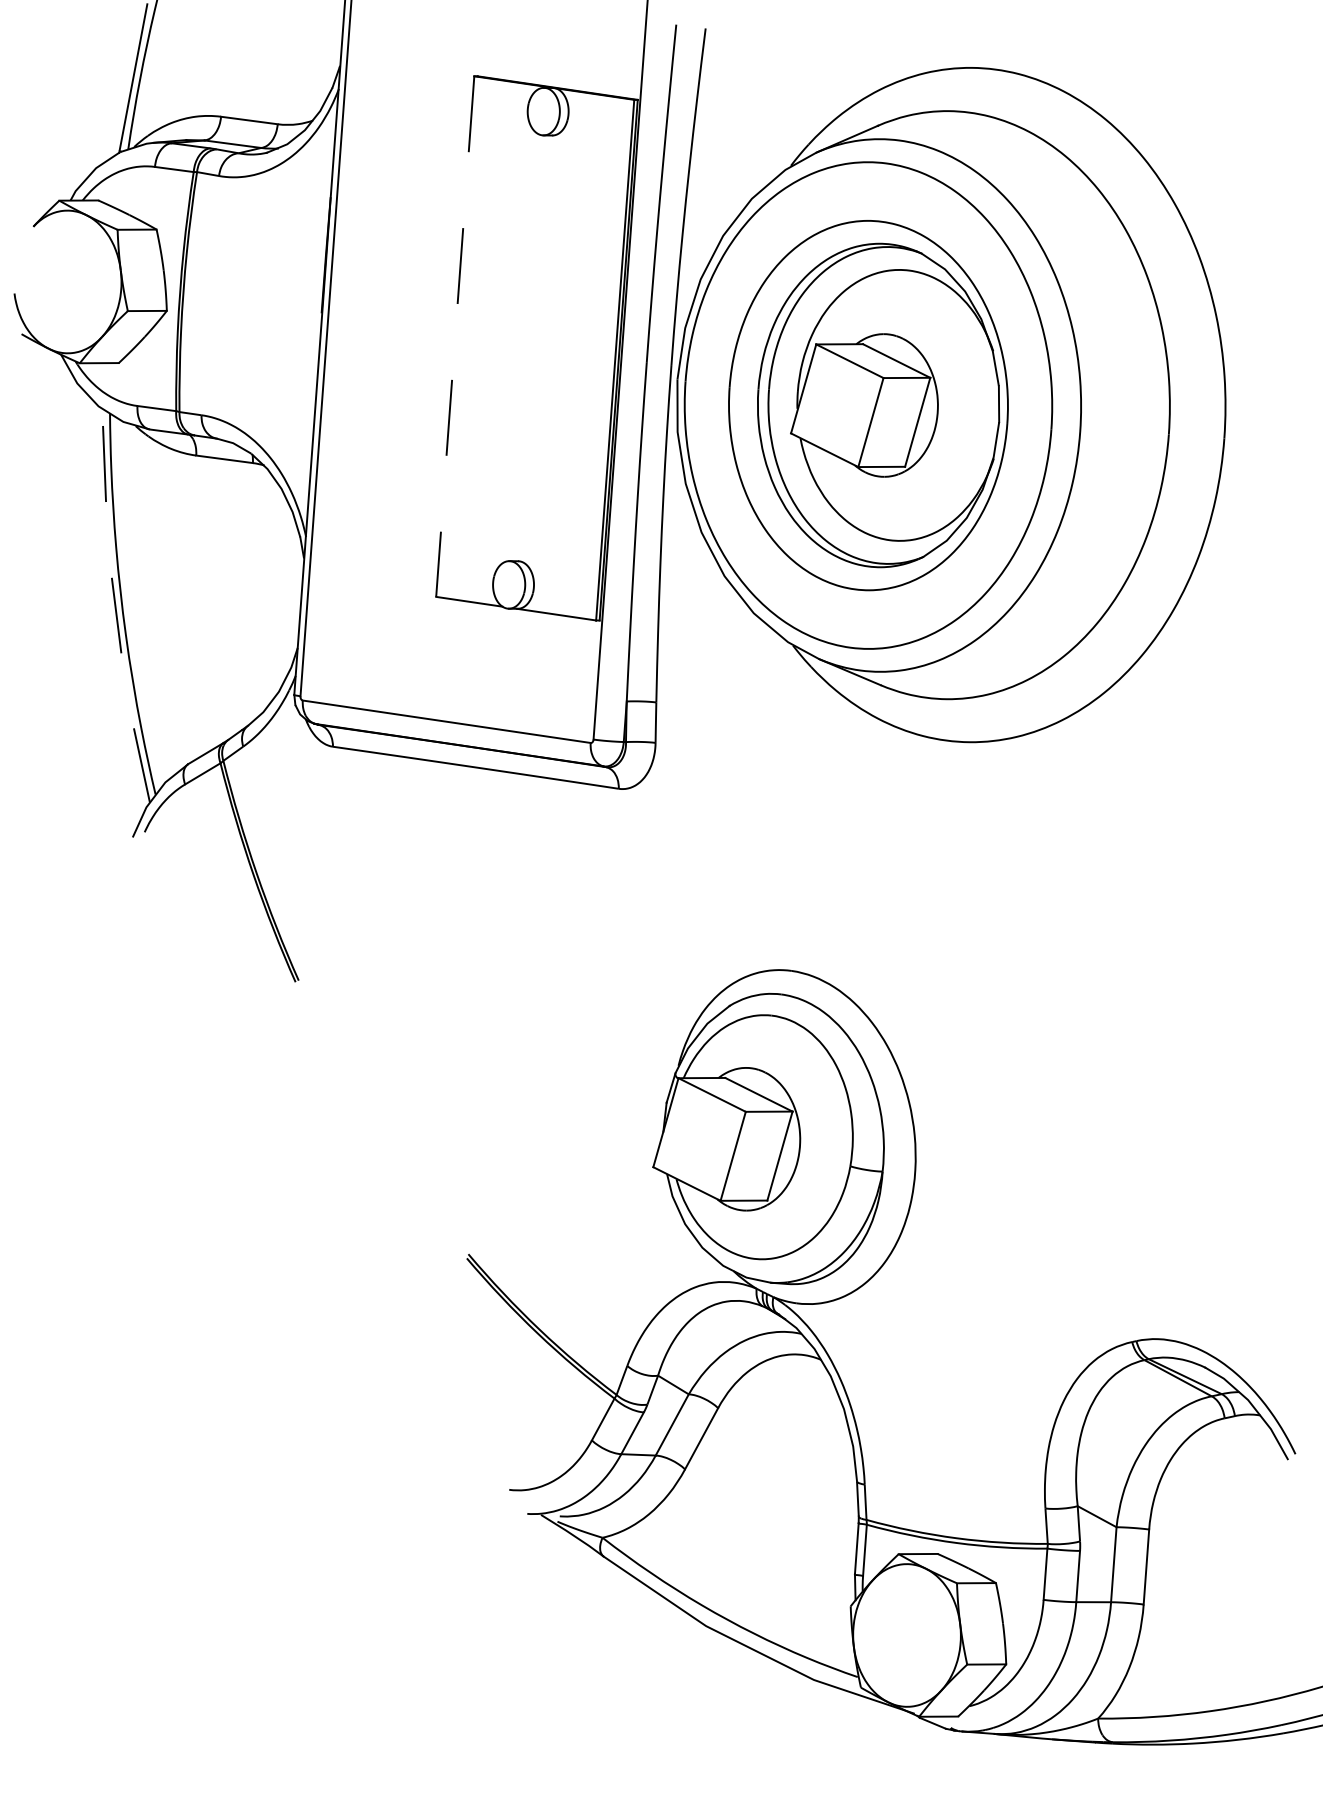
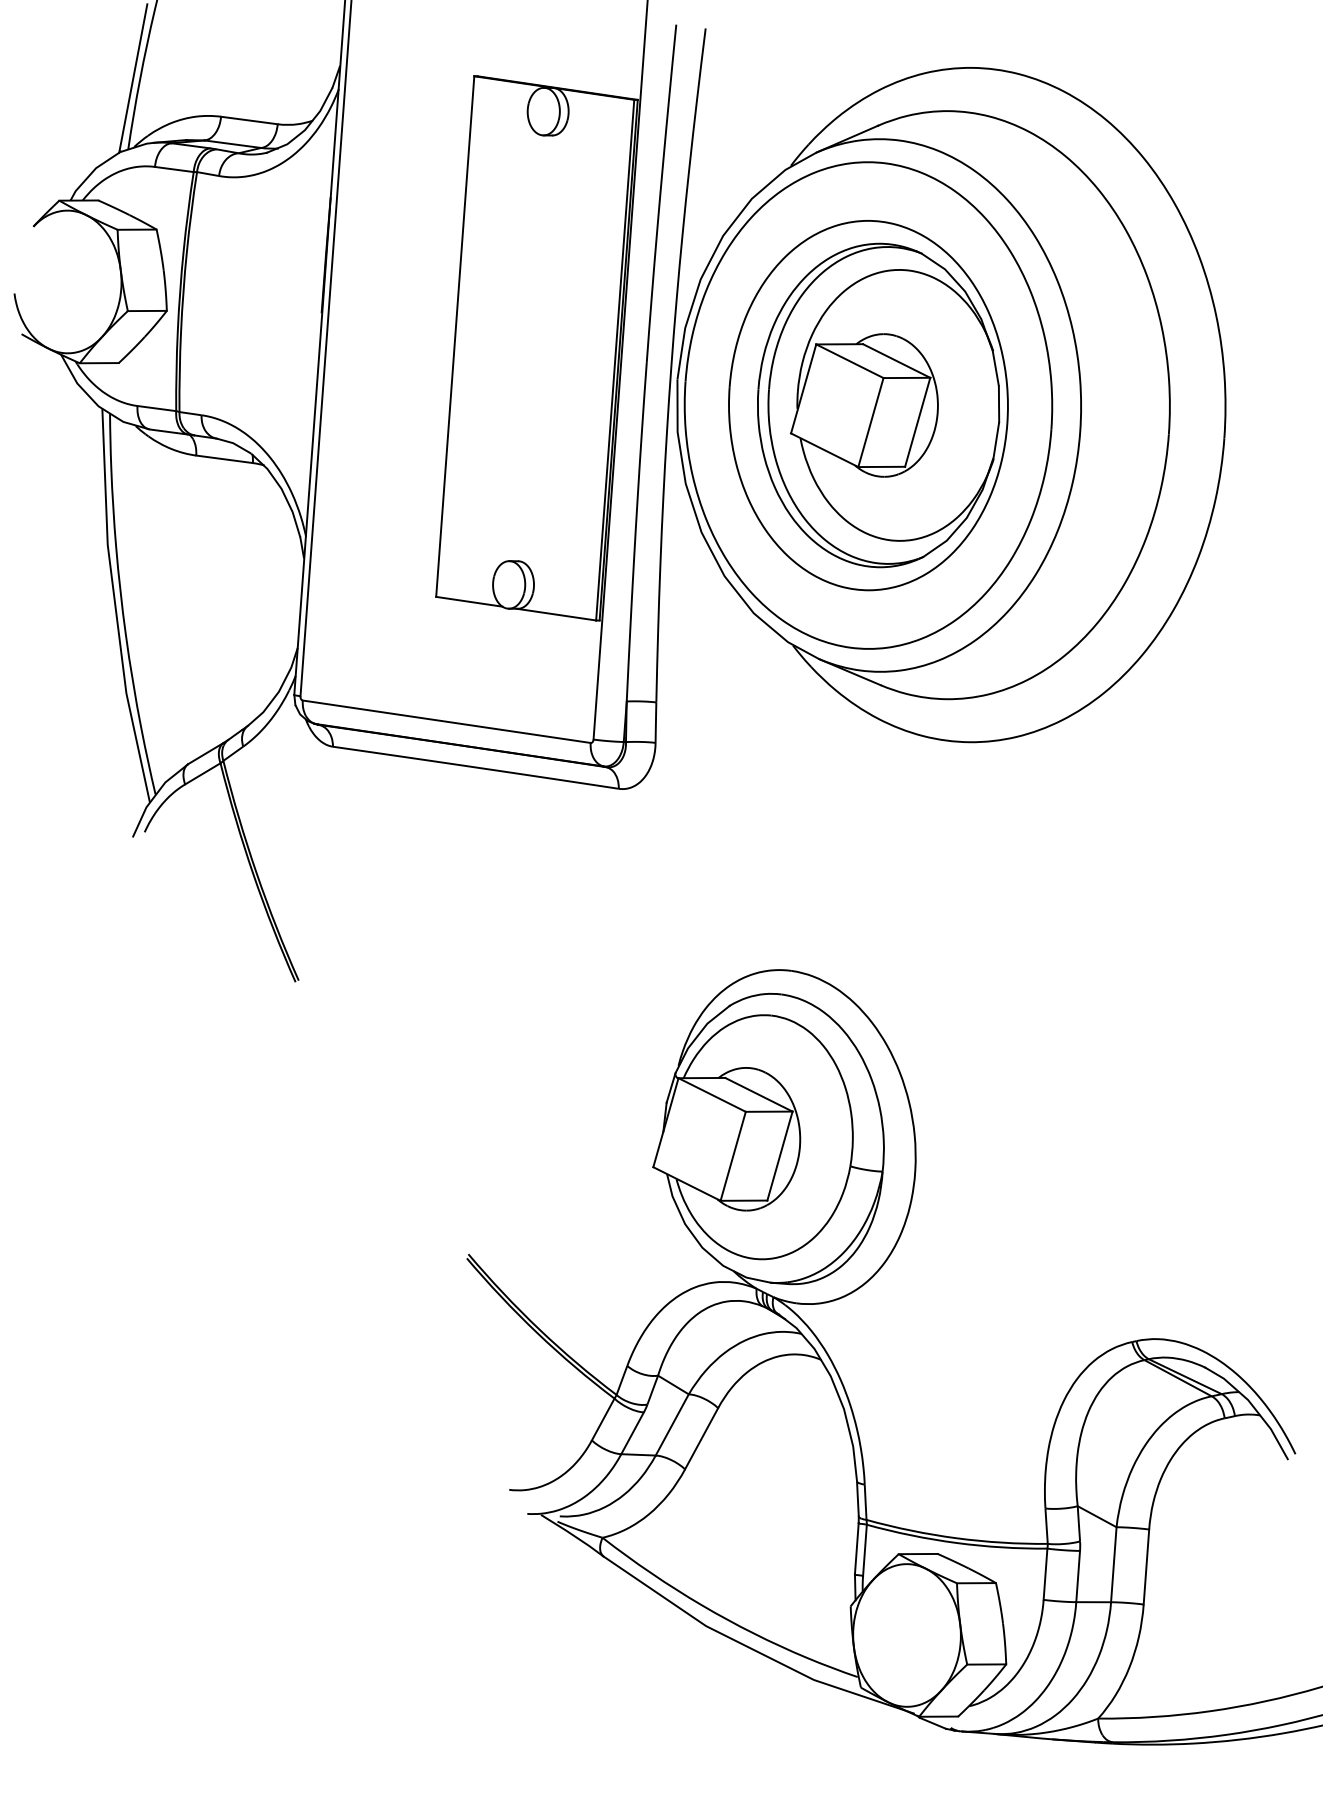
line: dashed -> solid (455, 337)
line: dashed -> solid (115, 606)
